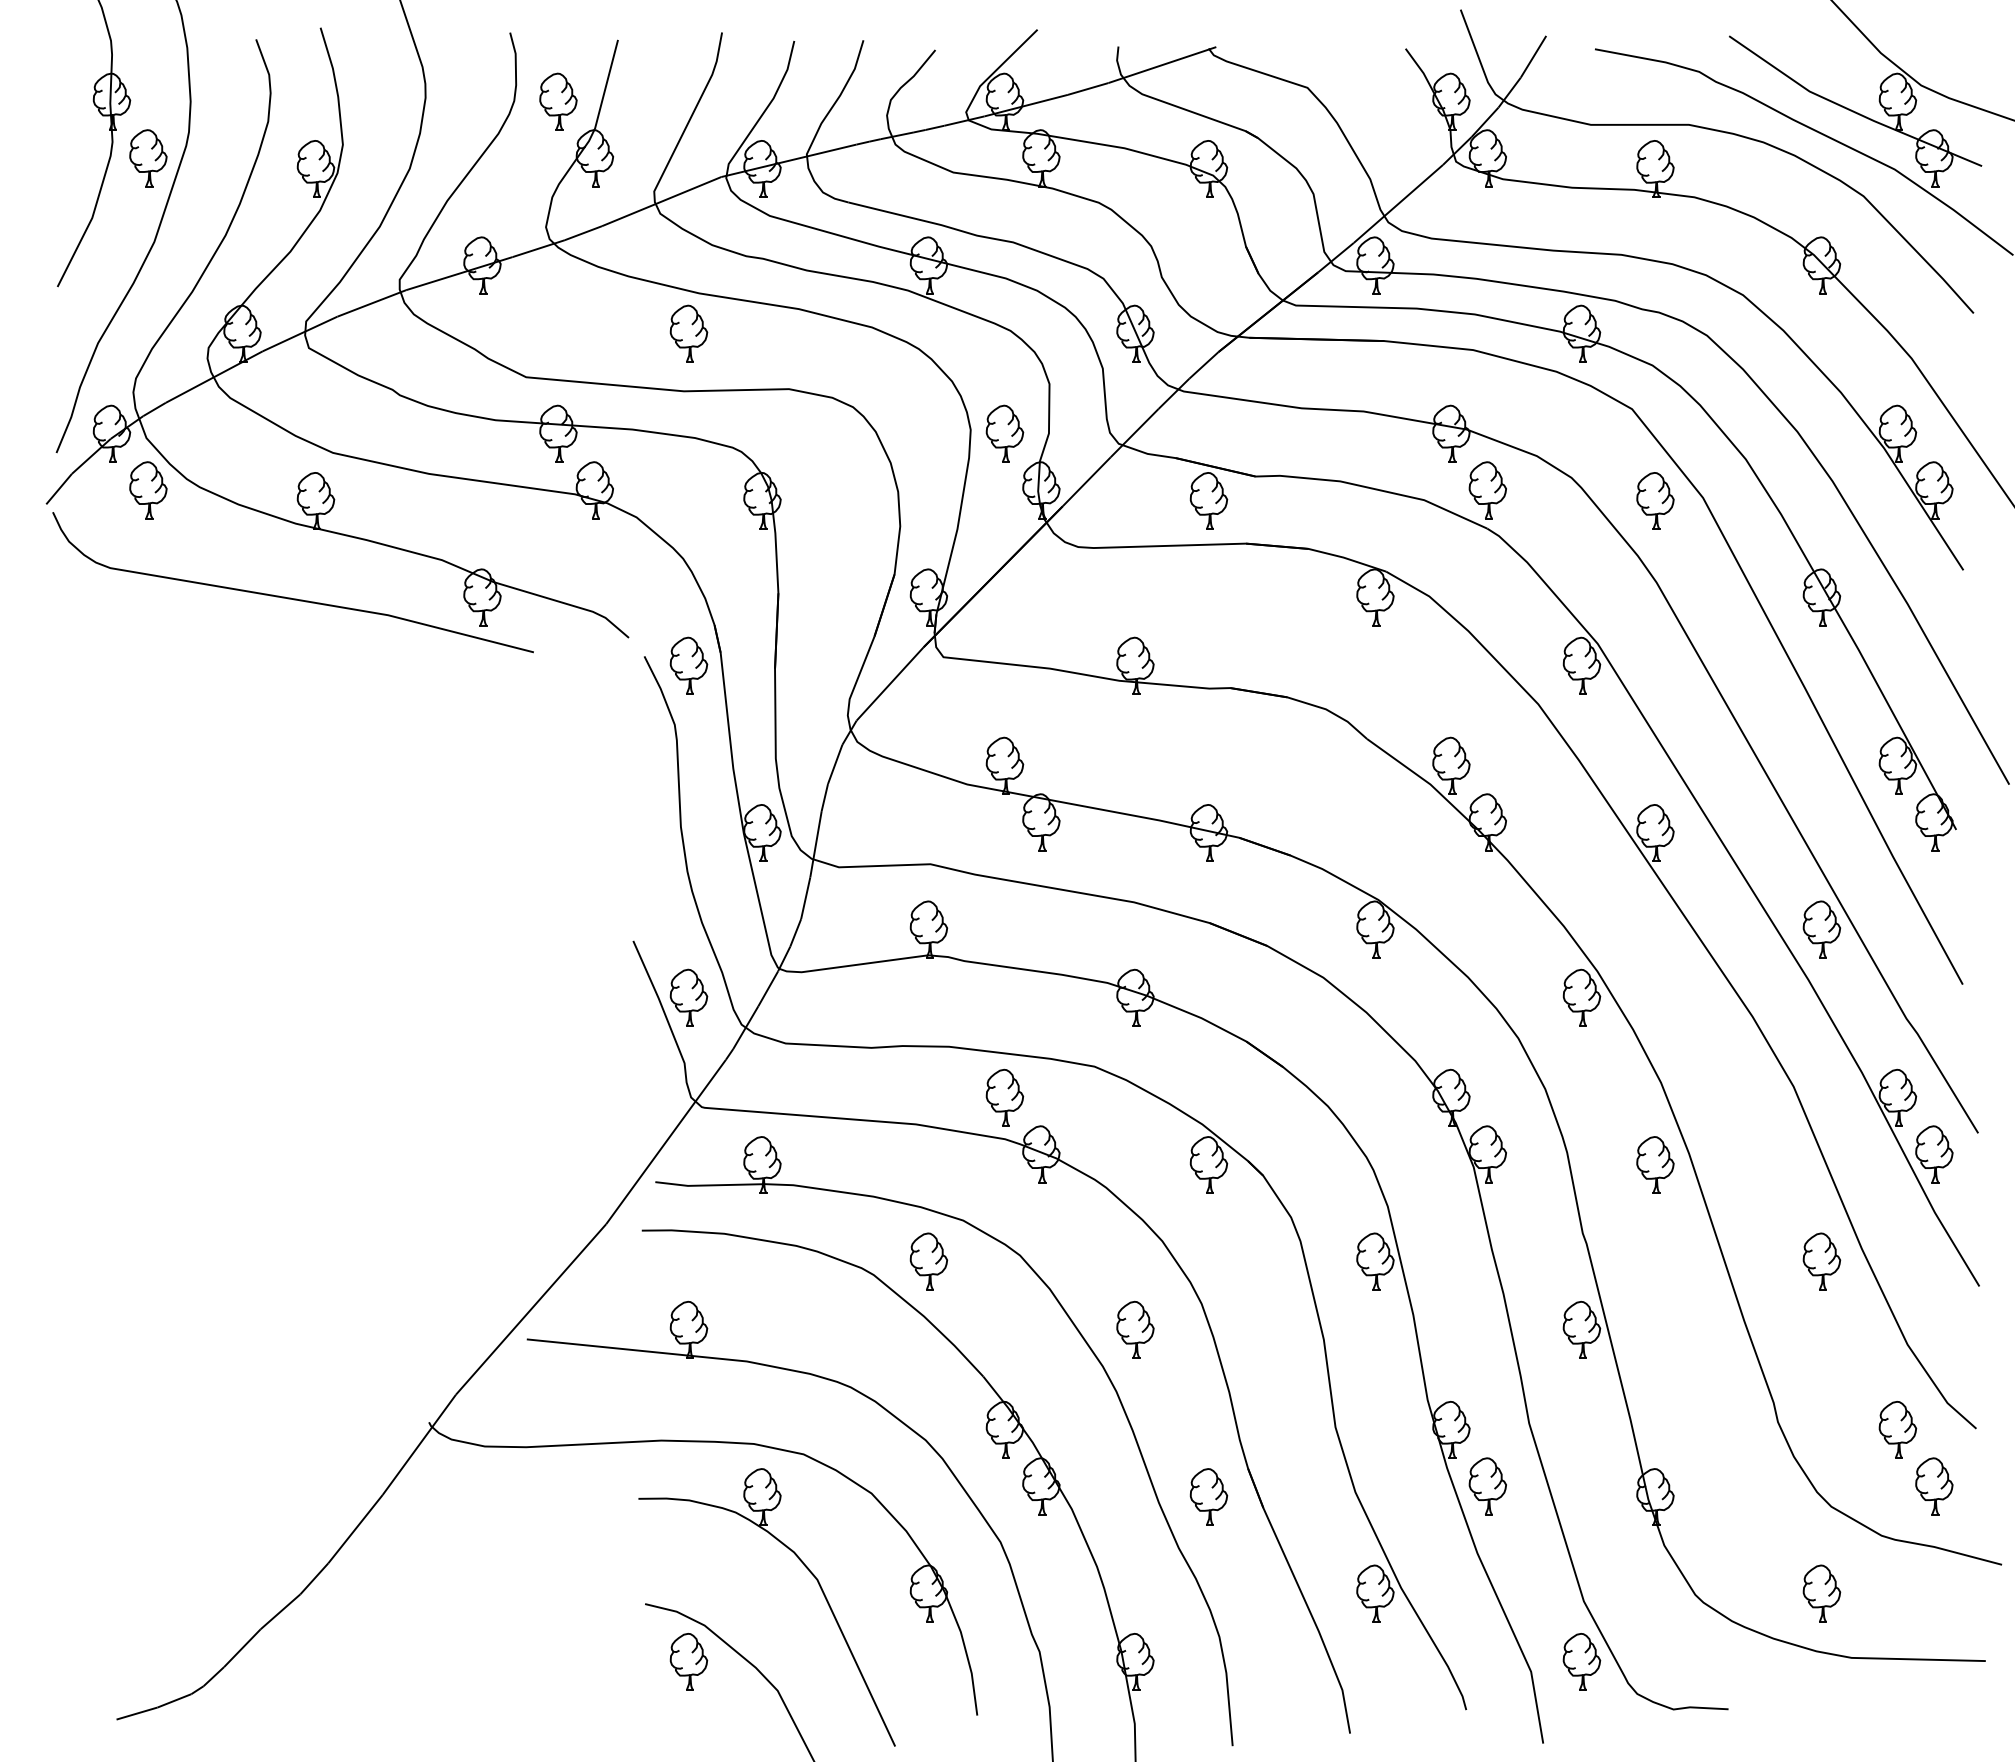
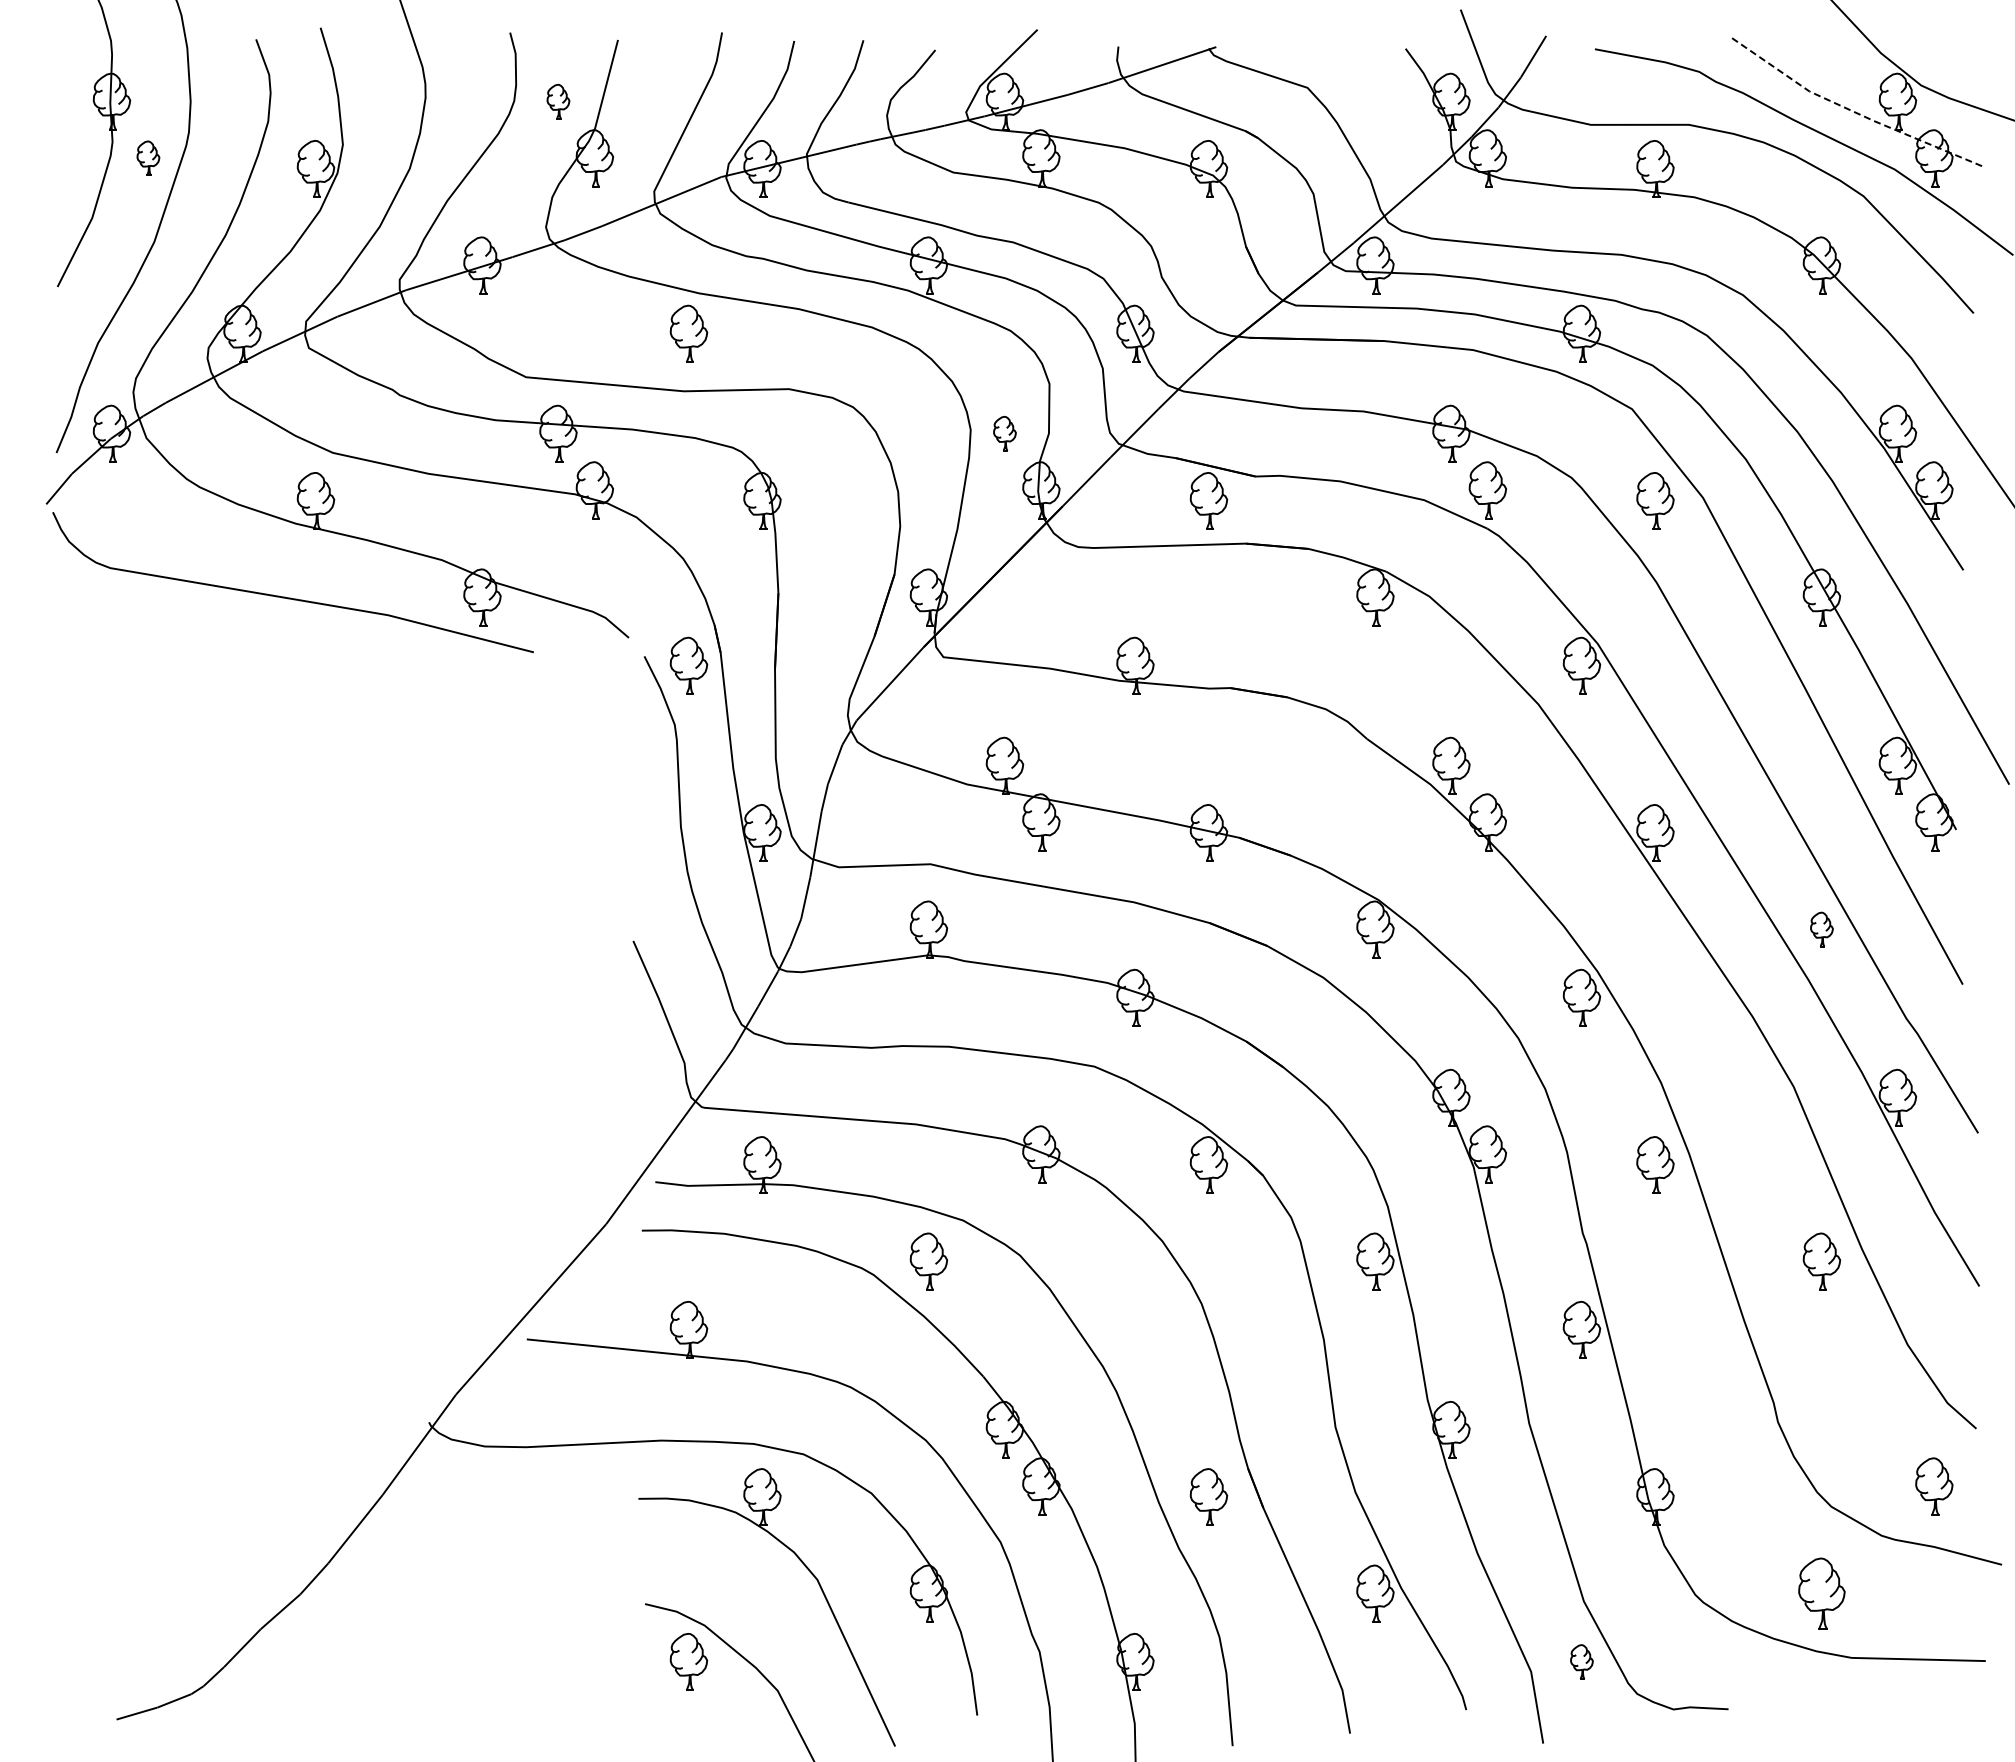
part size: 39x59 px -> 25x36 px (558, 101)
line: solid -> dashed (1850, 110)
part size: 39x59 px -> 25x36 px (148, 157)
part size: 40x59 px -> 24x37 px (1004, 433)
part: present -> none (148, 490)
part size: 40x59 px -> 24x37 px (1821, 929)
part: present -> none (688, 997)
part: present -> none (1004, 1097)
part: present -> none (1934, 1154)
part: present -> none (1135, 1329)
part: present -> none (1897, 1429)
part: present -> none (1487, 1486)
part size: 40x59 px -> 48x73 px (1821, 1593)
part size: 40x58 px -> 24x36 px (1581, 1661)
